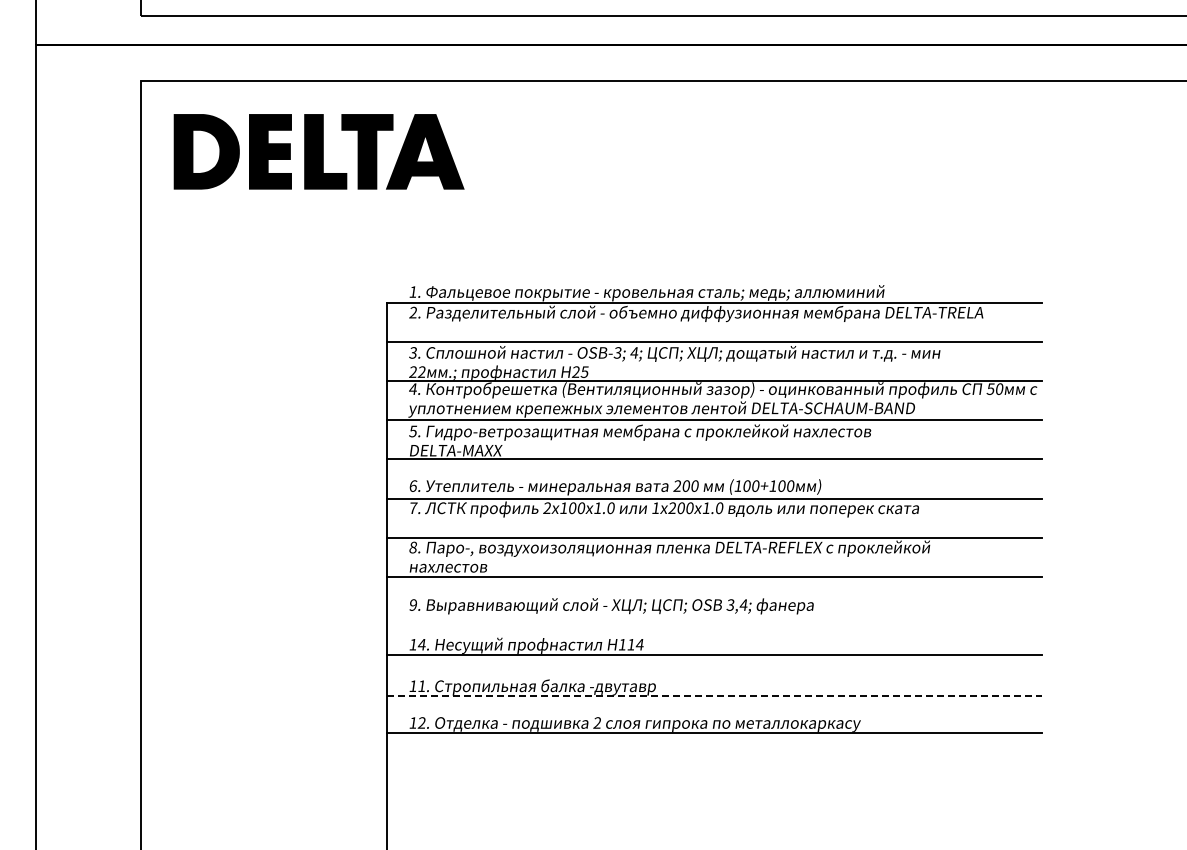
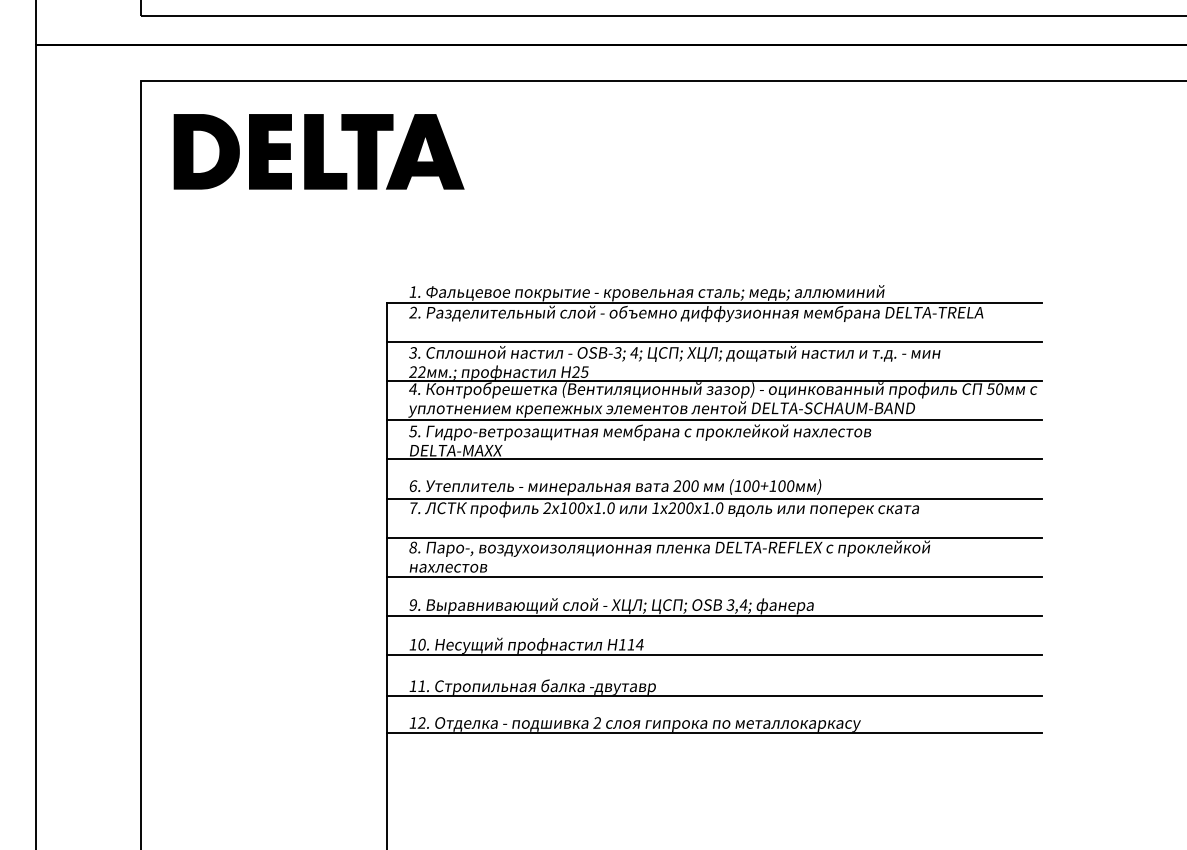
line: none -> present (713, 616)
text: 14. -> 10. (421, 644)
line: dashed -> solid (714, 696)
